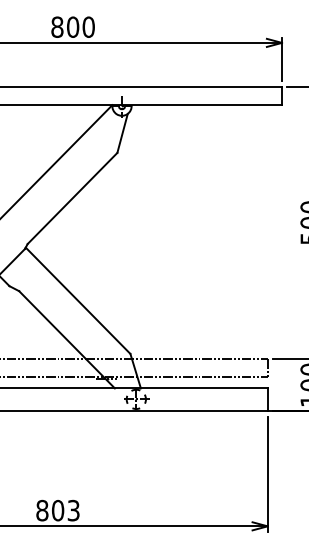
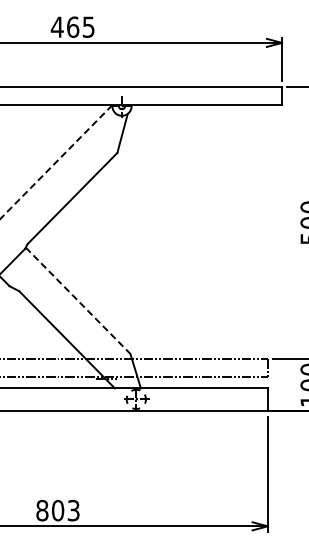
text: 800 -> 465 (72, 26)
line: solid -> dashed (56, 162)
line: solid -> dashed (78, 300)
